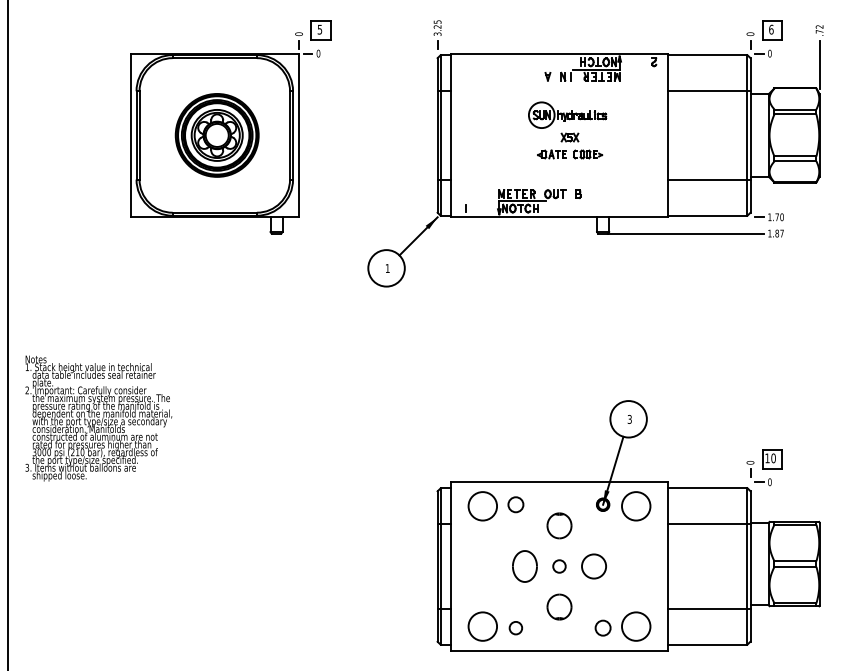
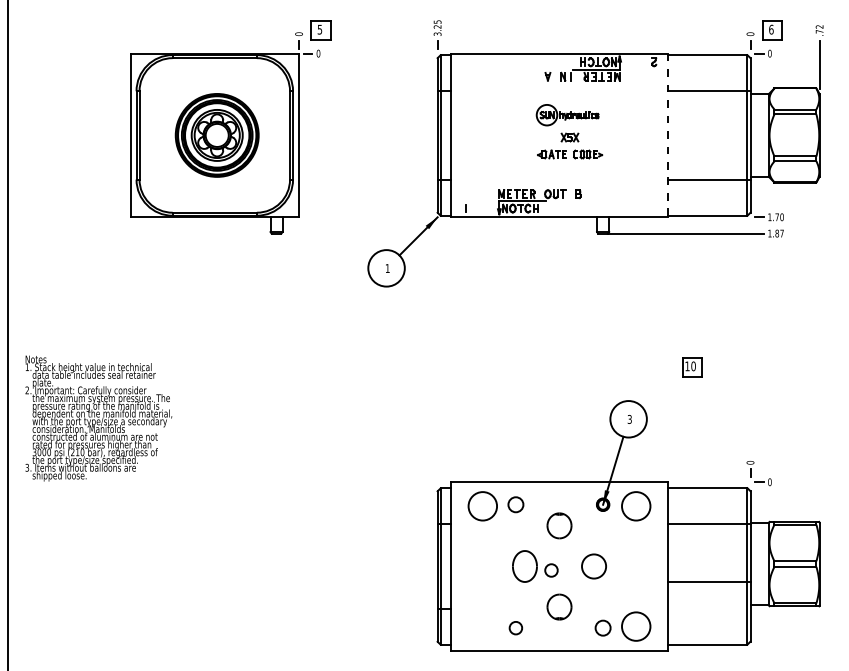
part size: 80x28 px -> 65x23 px (567, 115)
line: solid -> dashed (667, 135)
part position: (772, 459) -> (692, 367) (692, 367)
circle position: (559, 566) -> (551, 570) (551, 570)
line position: (708, 608) -> (708, 581) (708, 581)
circle: present -> none (482, 626)
